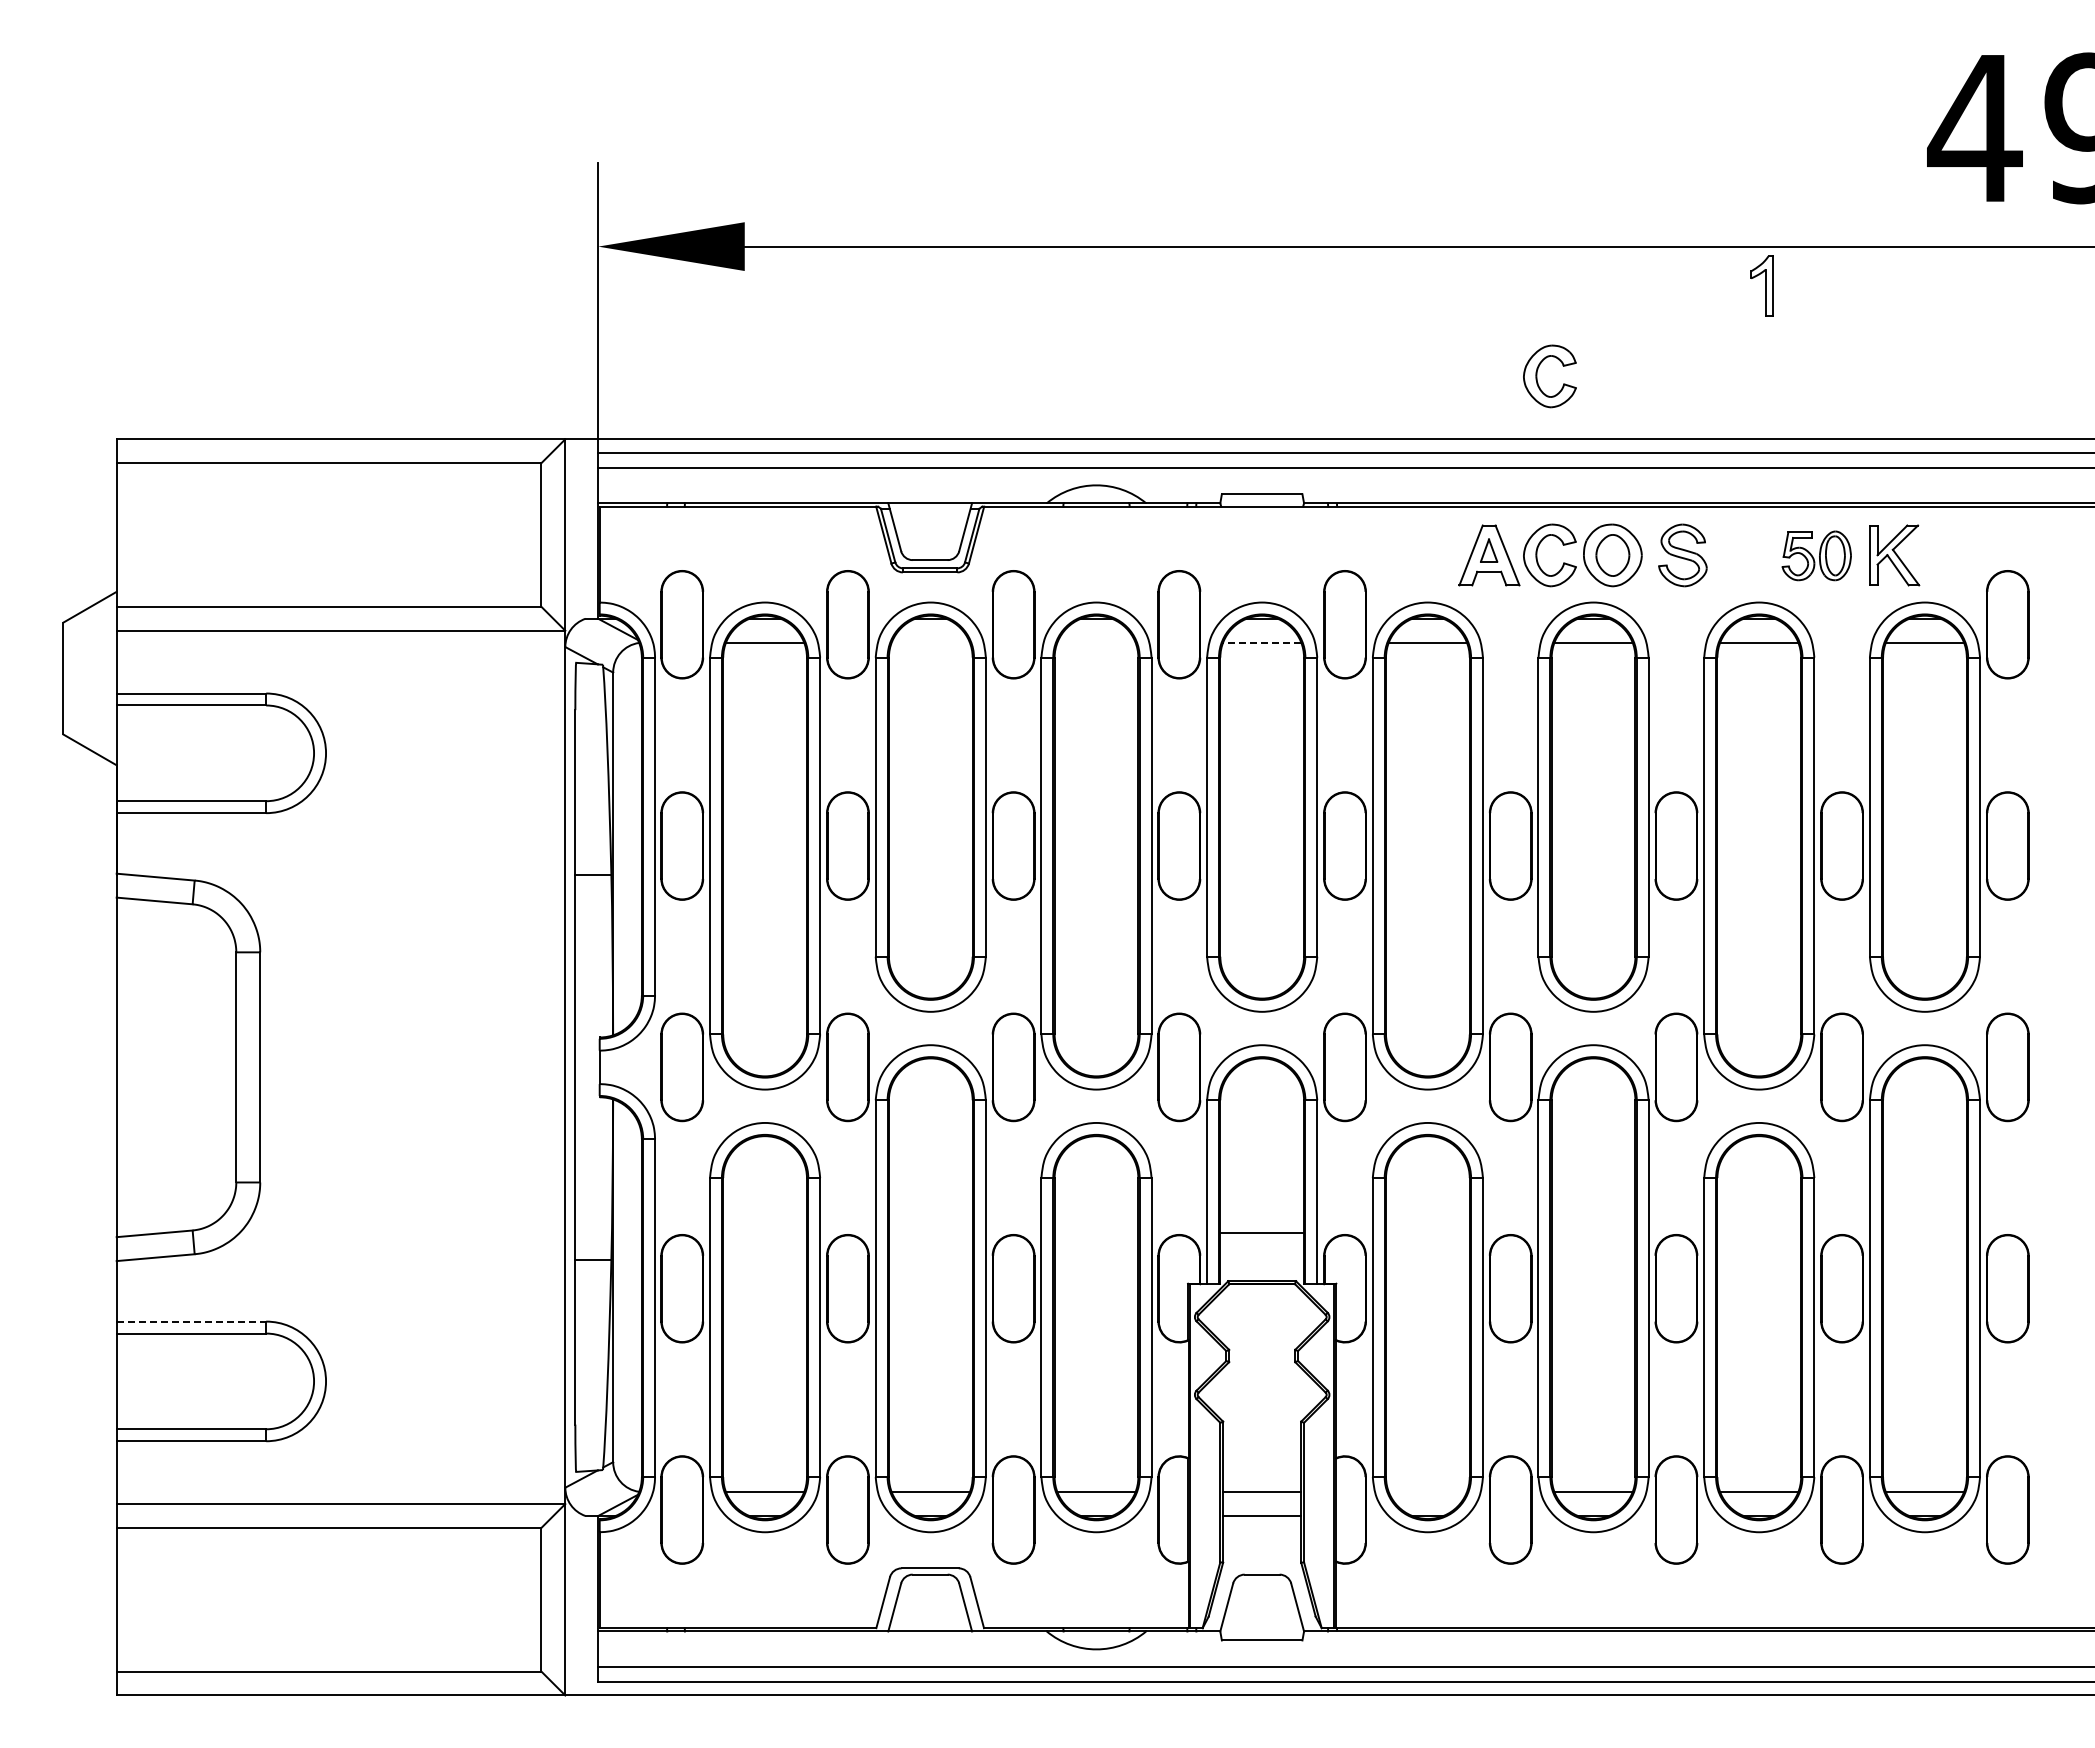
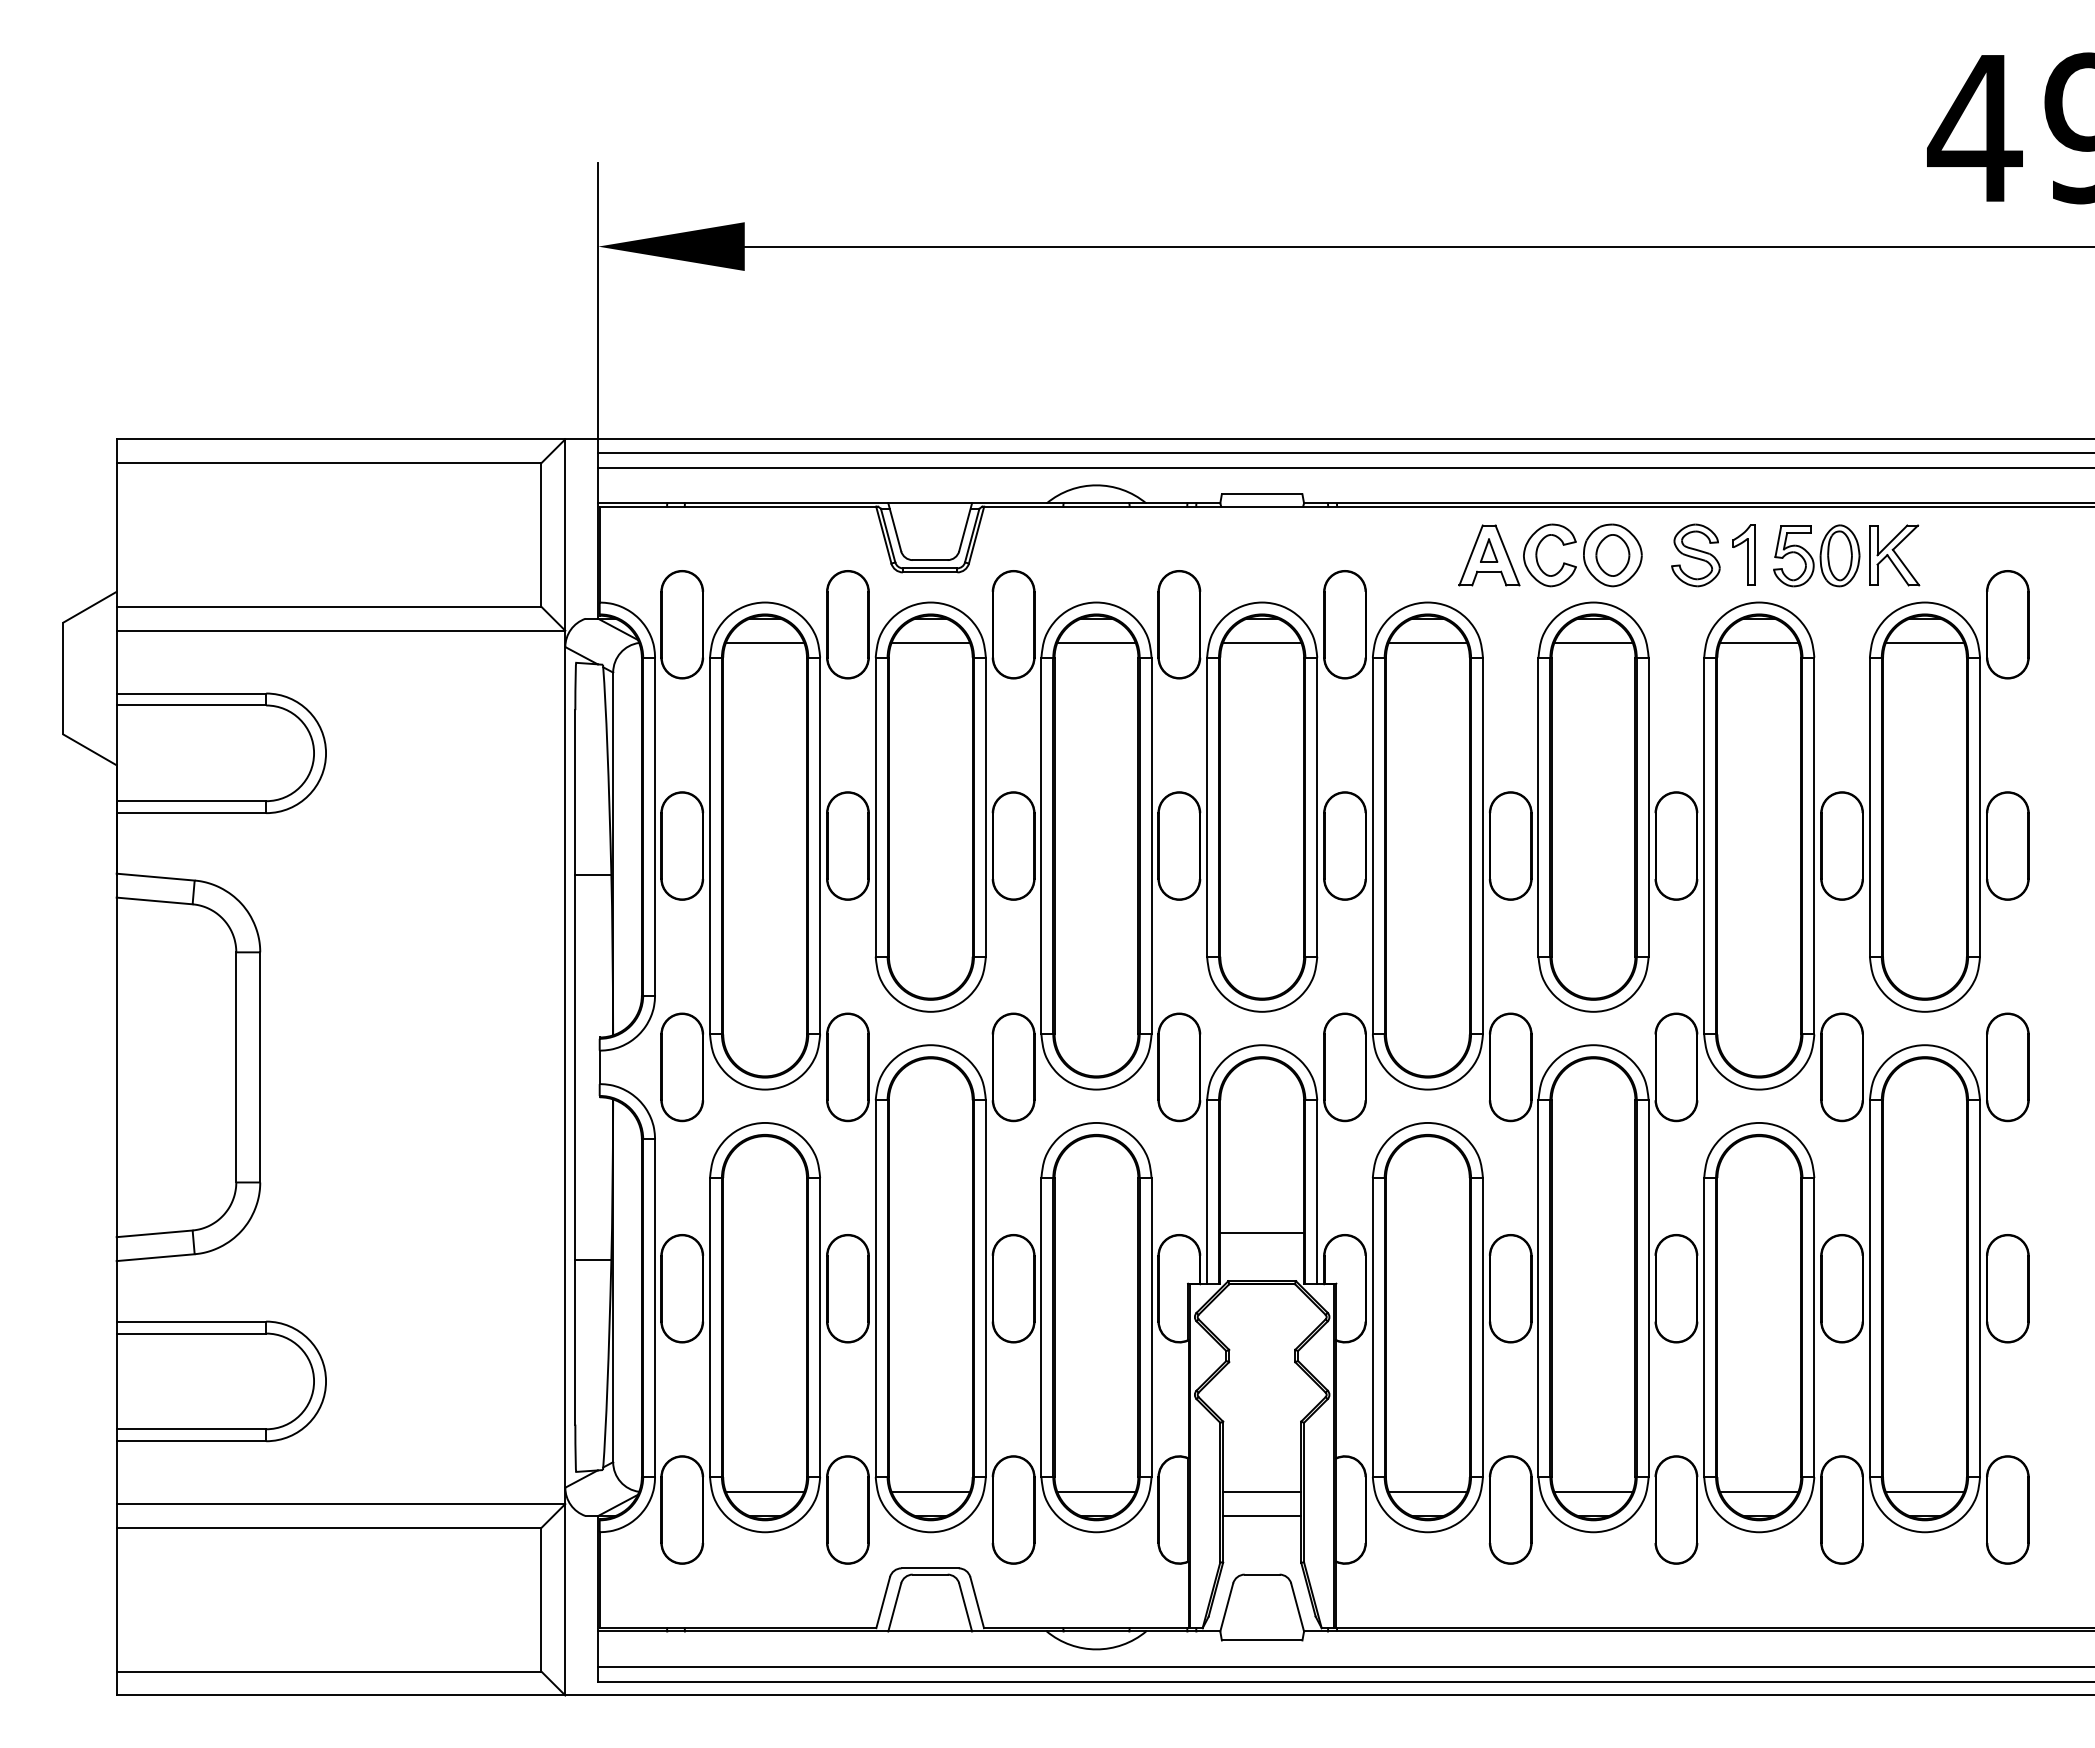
part position: (1761, 285) -> (1743, 554) (1743, 554)
part: present -> none (1537, 376)
part position: (1682, 555) -> (1695, 555) (1695, 555)
part size: 71x52 px -> 88x64 px (1816, 555)
line: none -> present (930, 642)
line: none -> present (1096, 642)
line: dashed -> solid (1261, 642)
line: dashed -> solid (191, 1321)
line: none -> present (1427, 1492)
